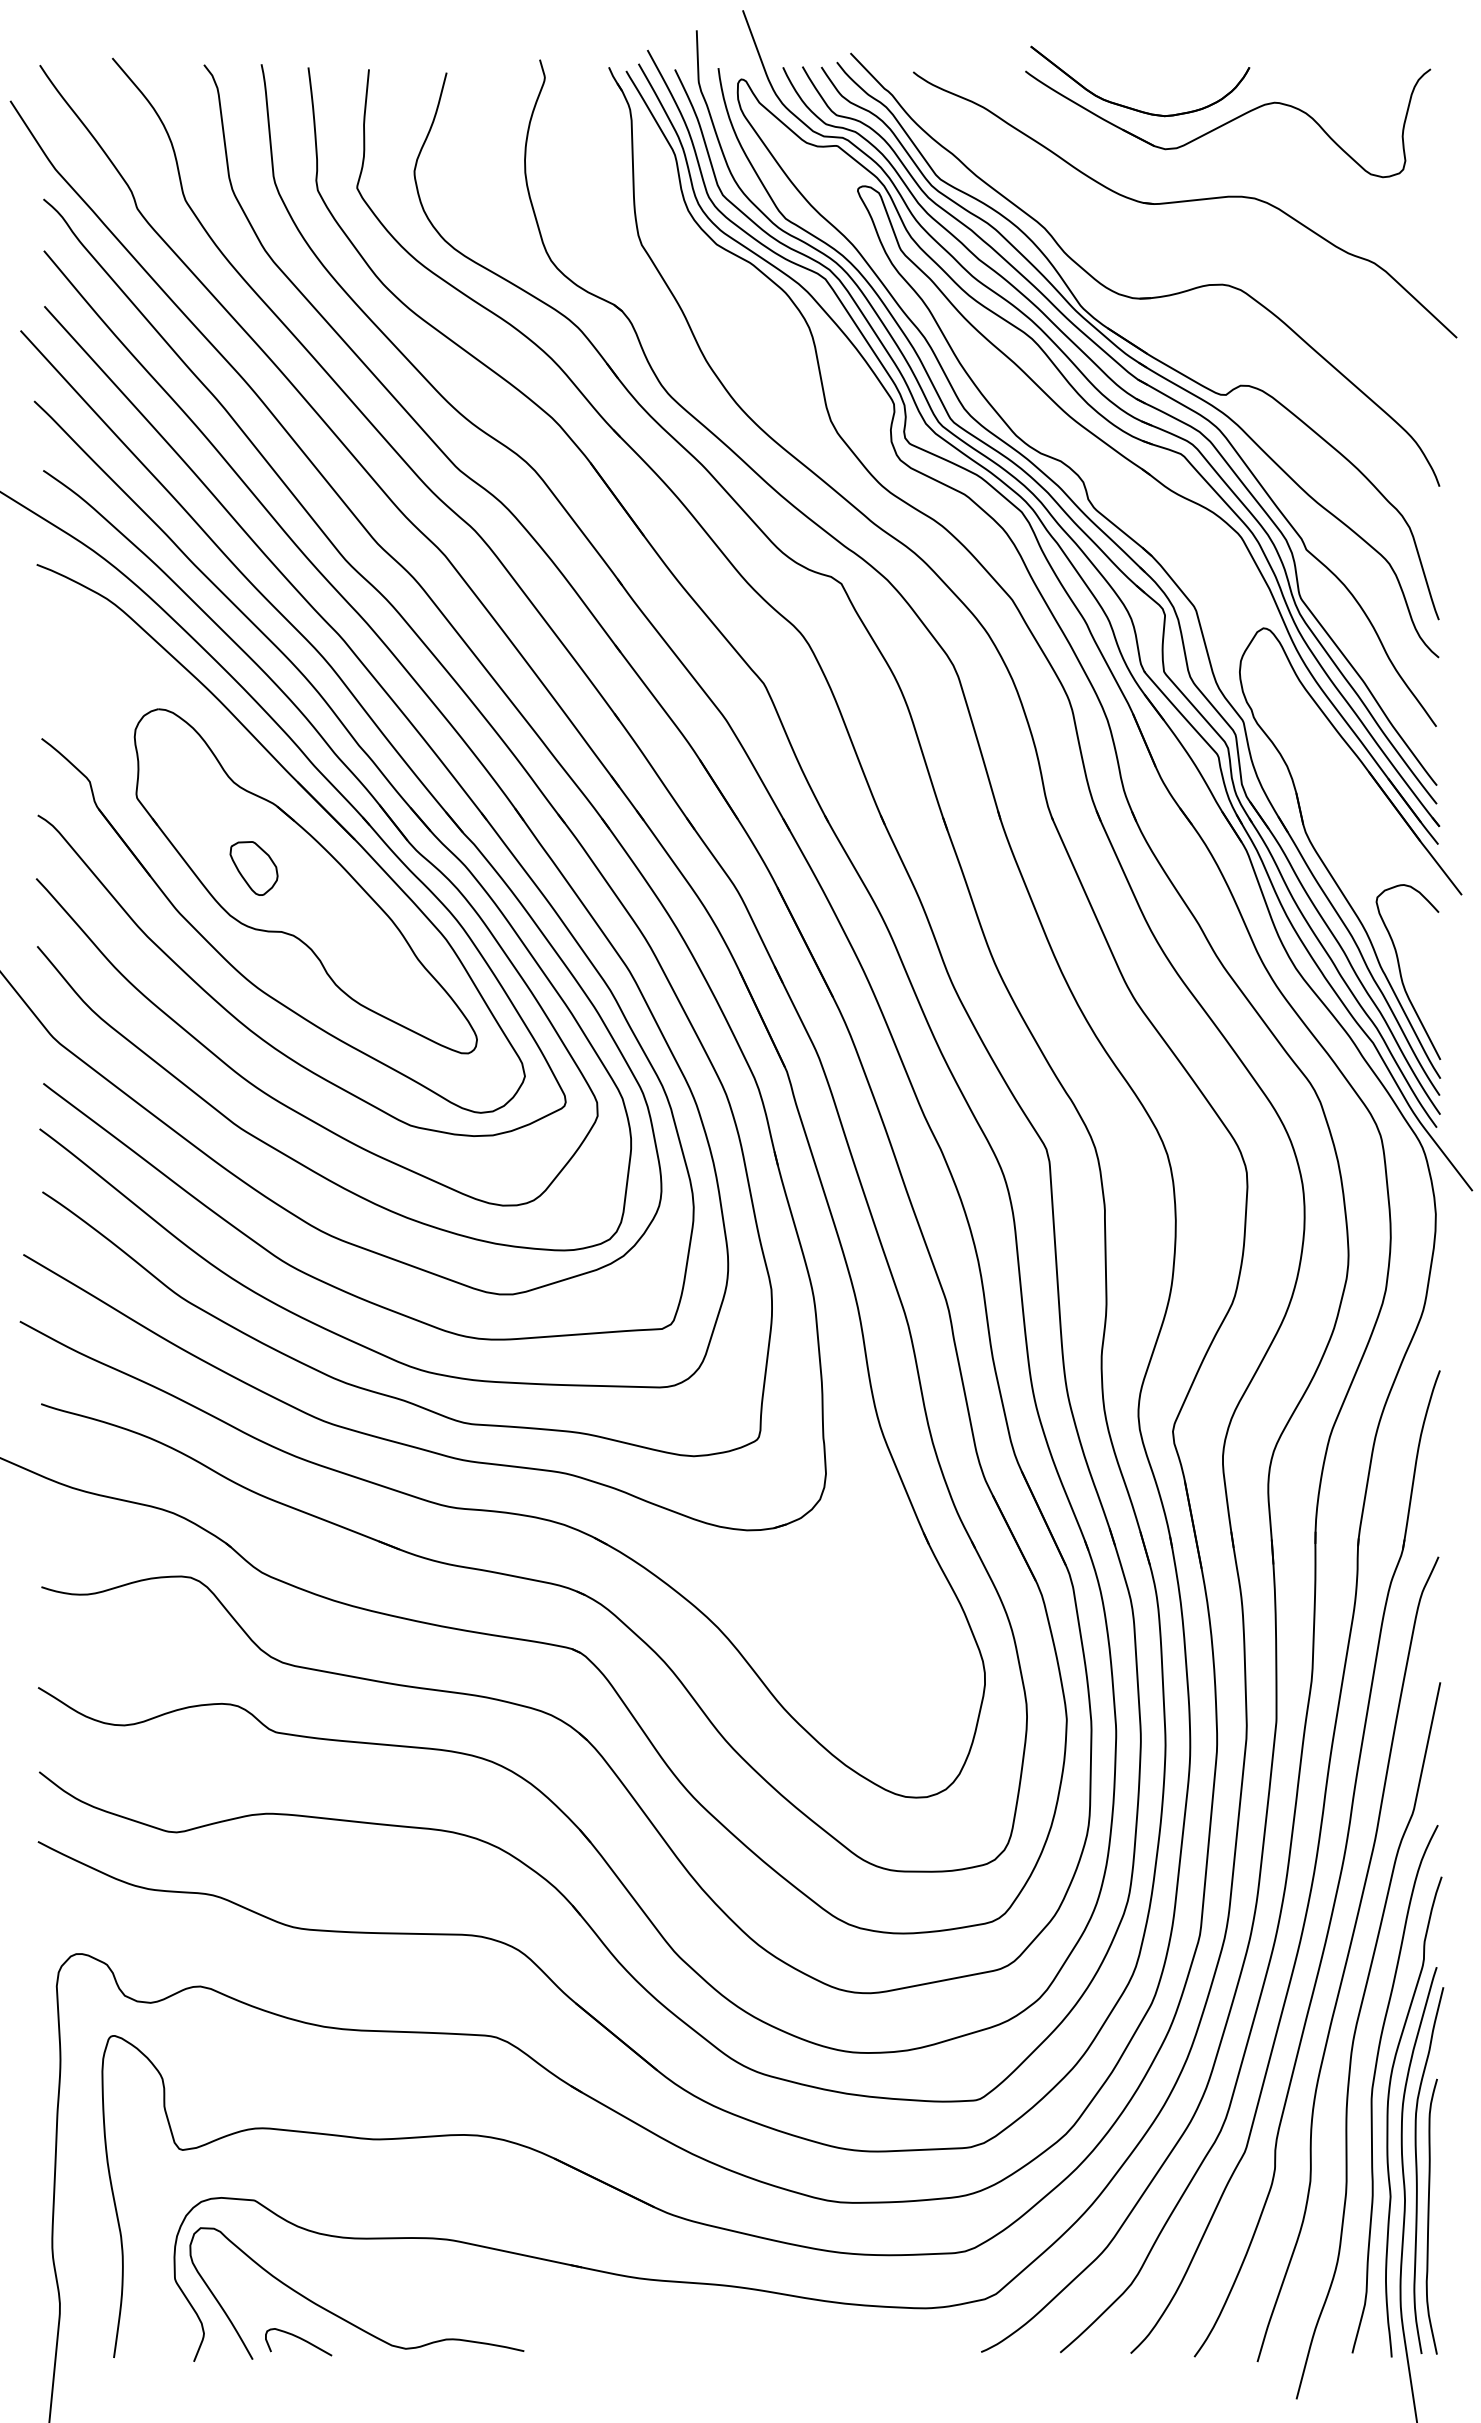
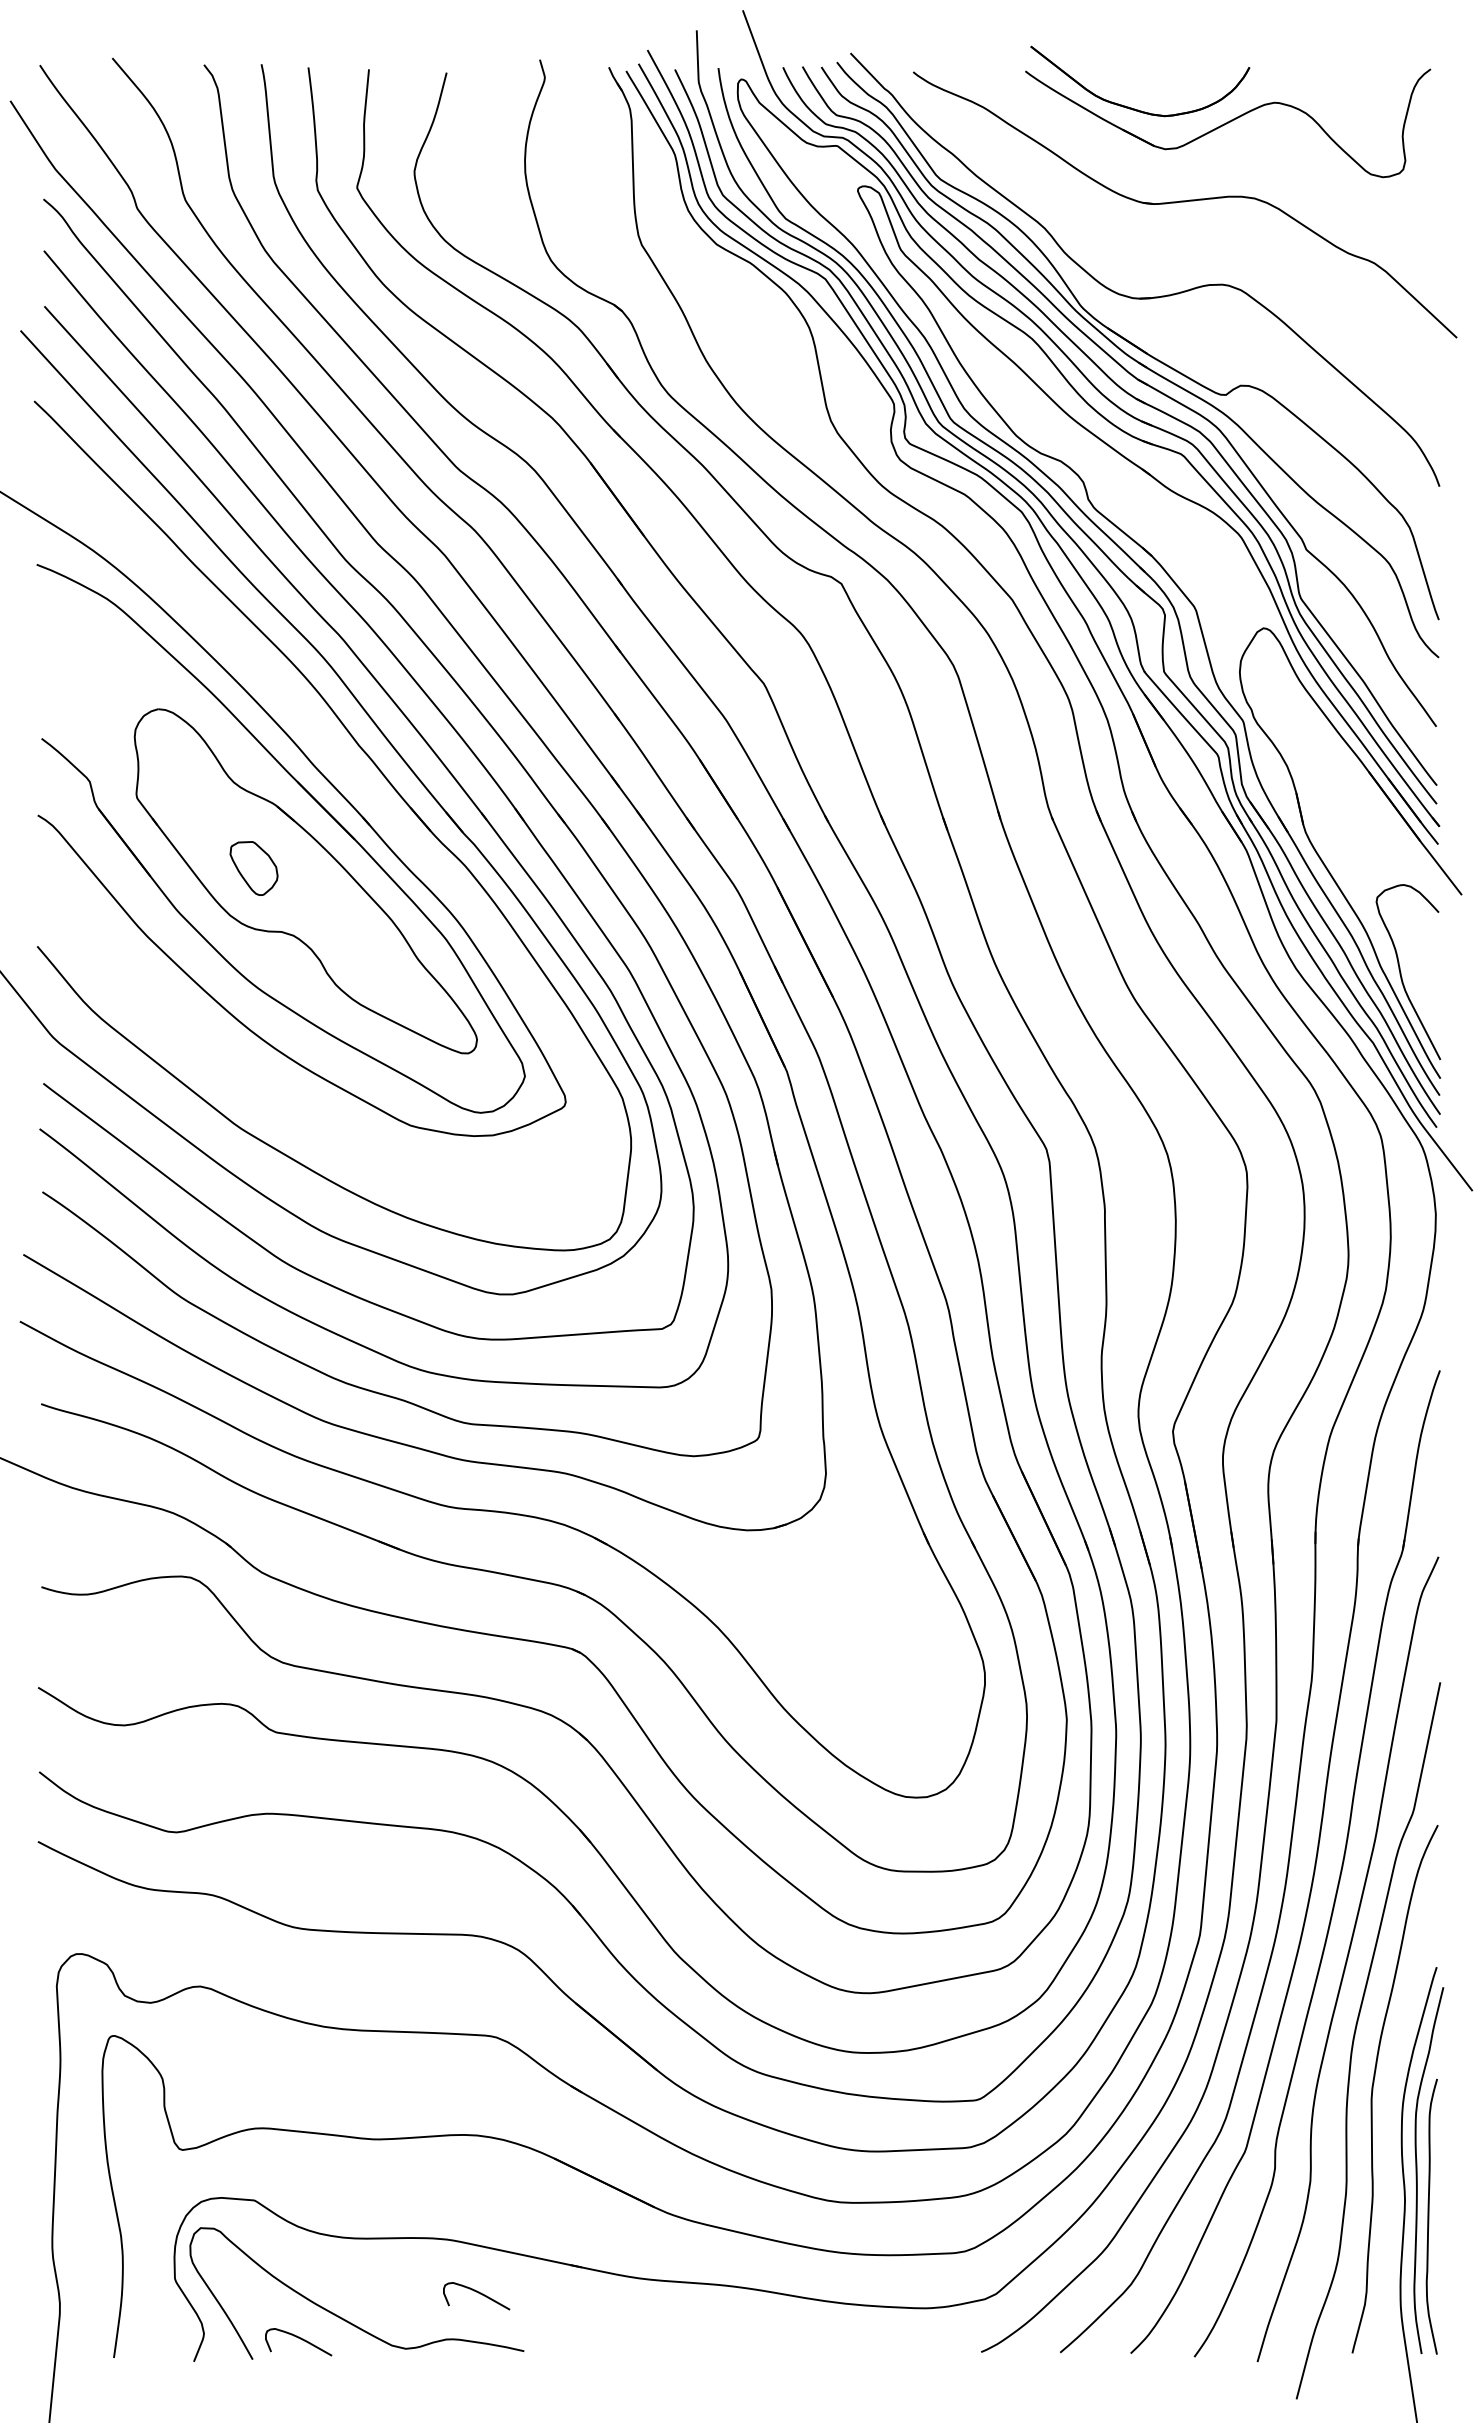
part: present -> none (368, 793)
curve: present -> none (1388, 2116)
curve: none -> present (478, 2293)
